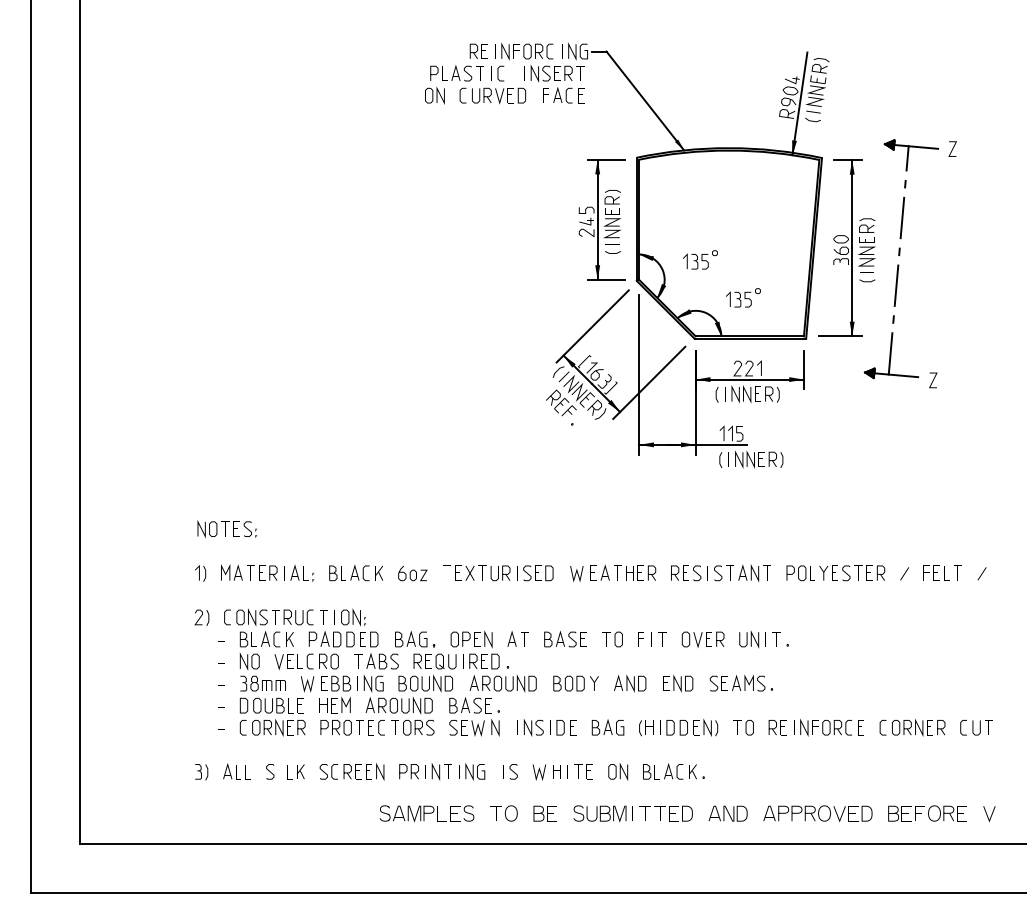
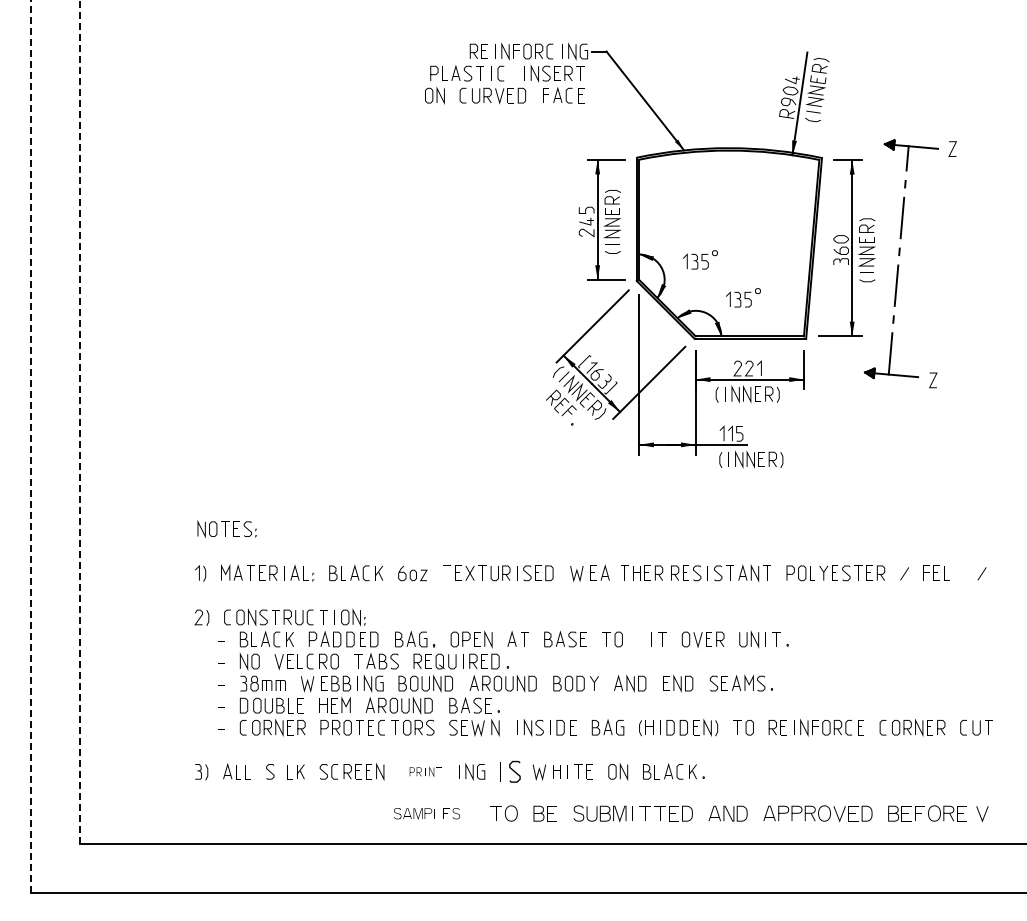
line: solid -> dashed (79, 422)
line: solid -> dashed (30, 446)
part position: (635, 572) -> (642, 572) (642, 572)
part: present -> none (957, 572)
part: present -> none (640, 639)
part size: 53x18 px -> 33x11 px (425, 771)
part size: 15x16 px -> 21x23 px (510, 771)
part size: 96x18 px -> 66x12 px (426, 813)
line position: (987, 814) -> (980, 814) (980, 814)
